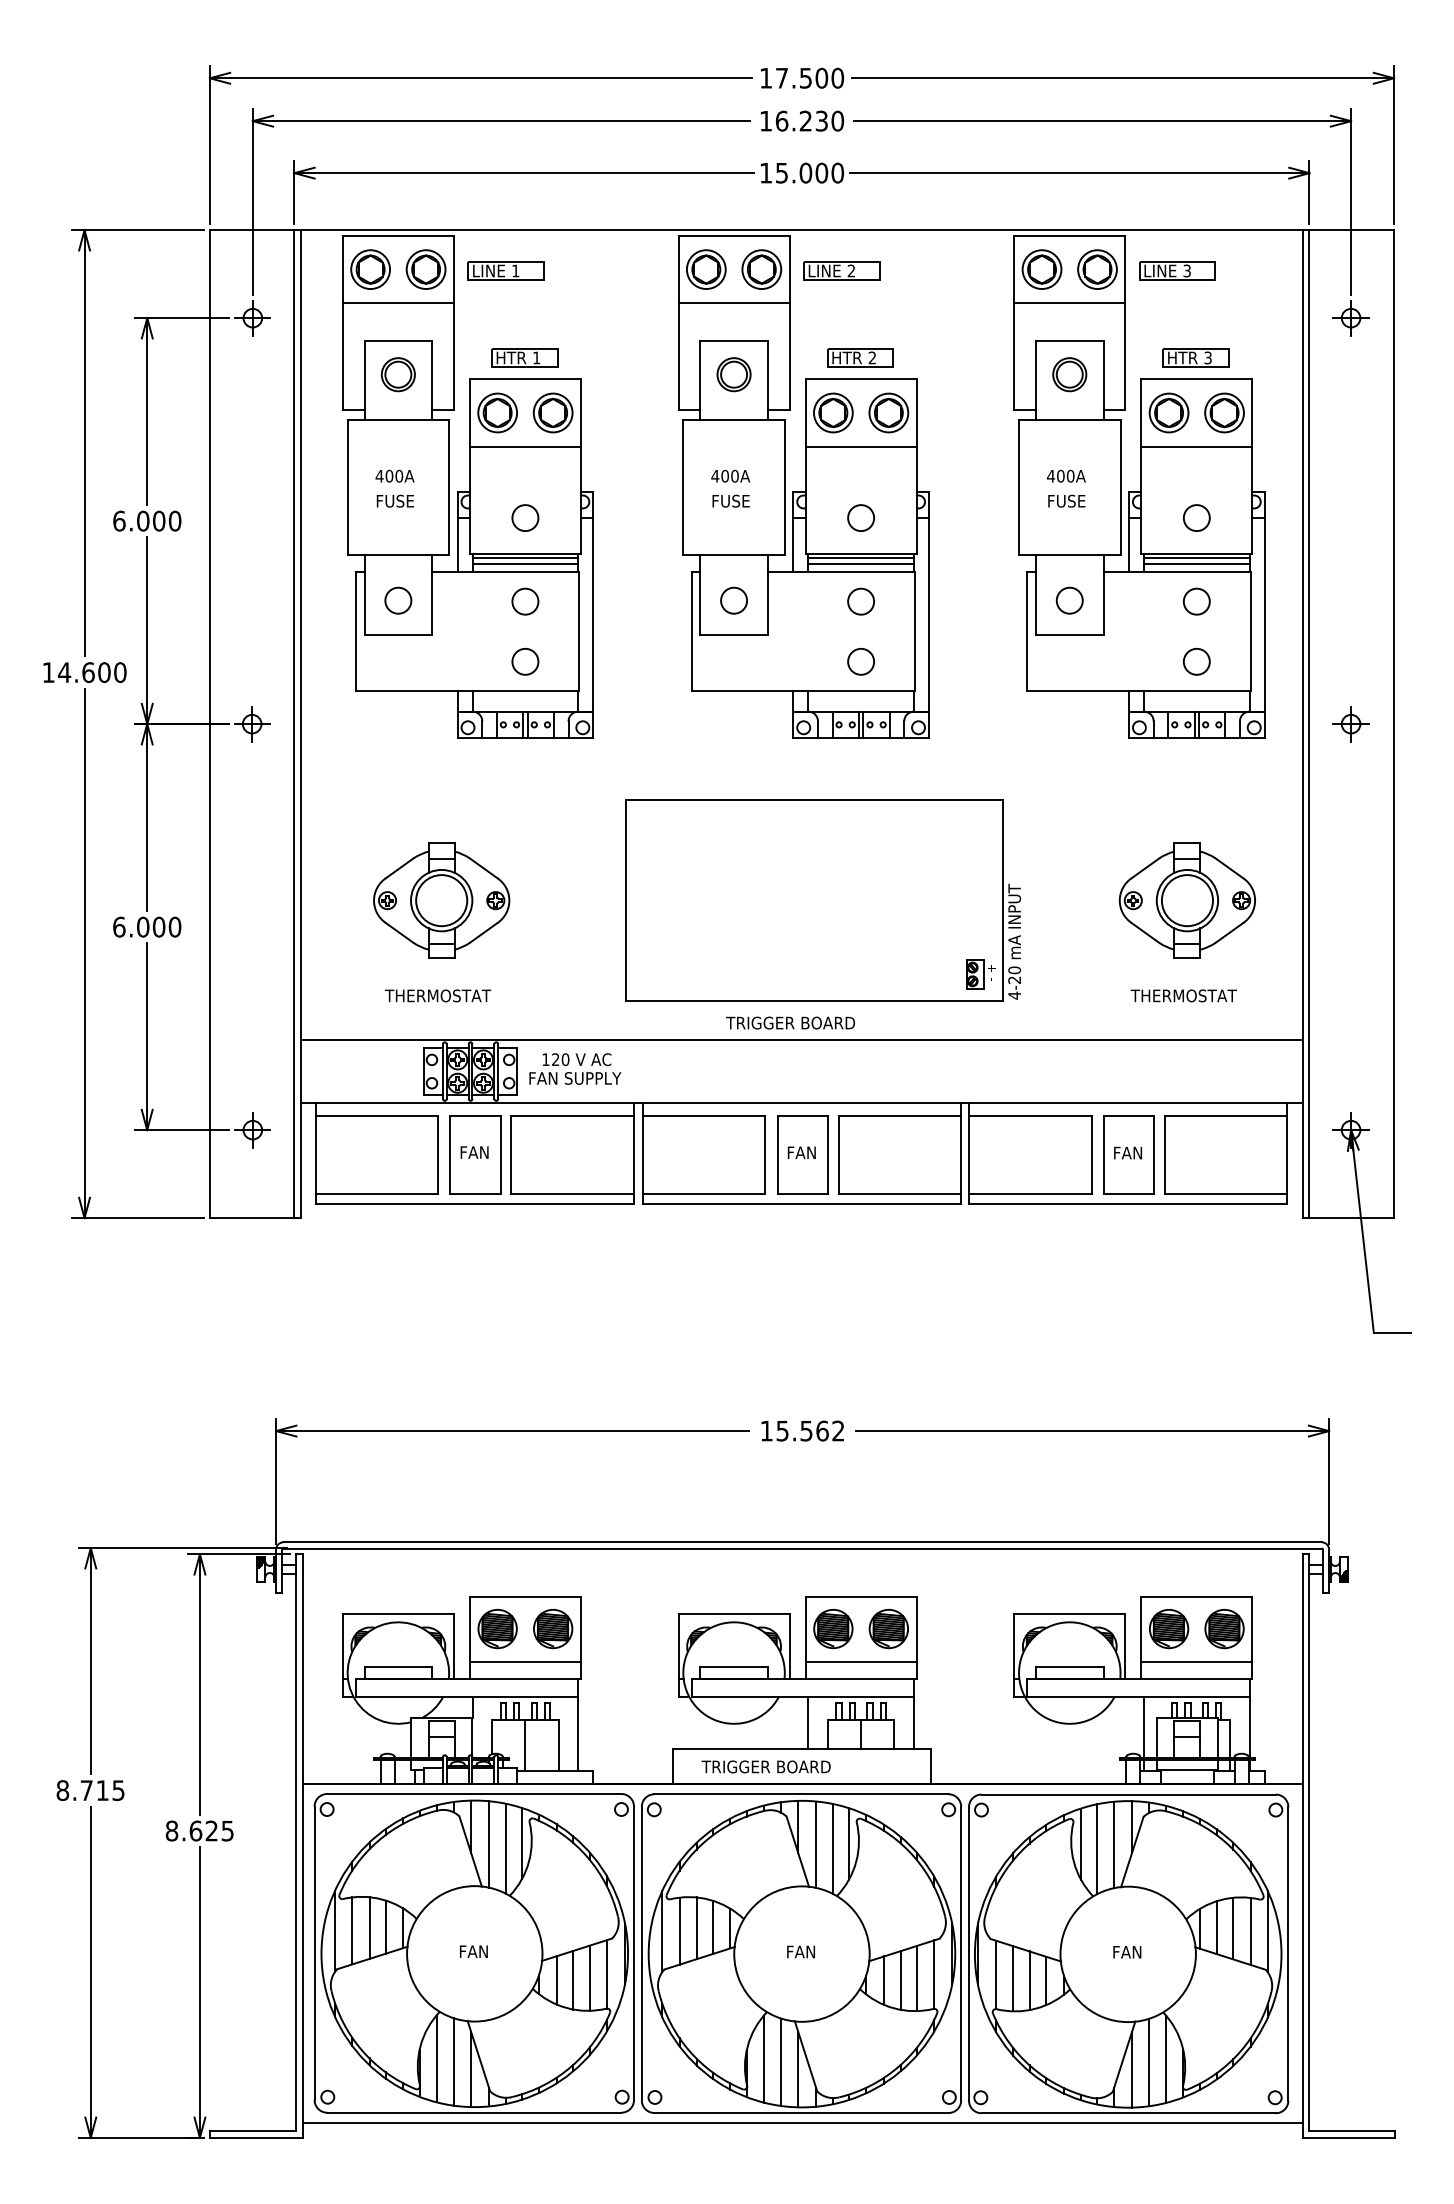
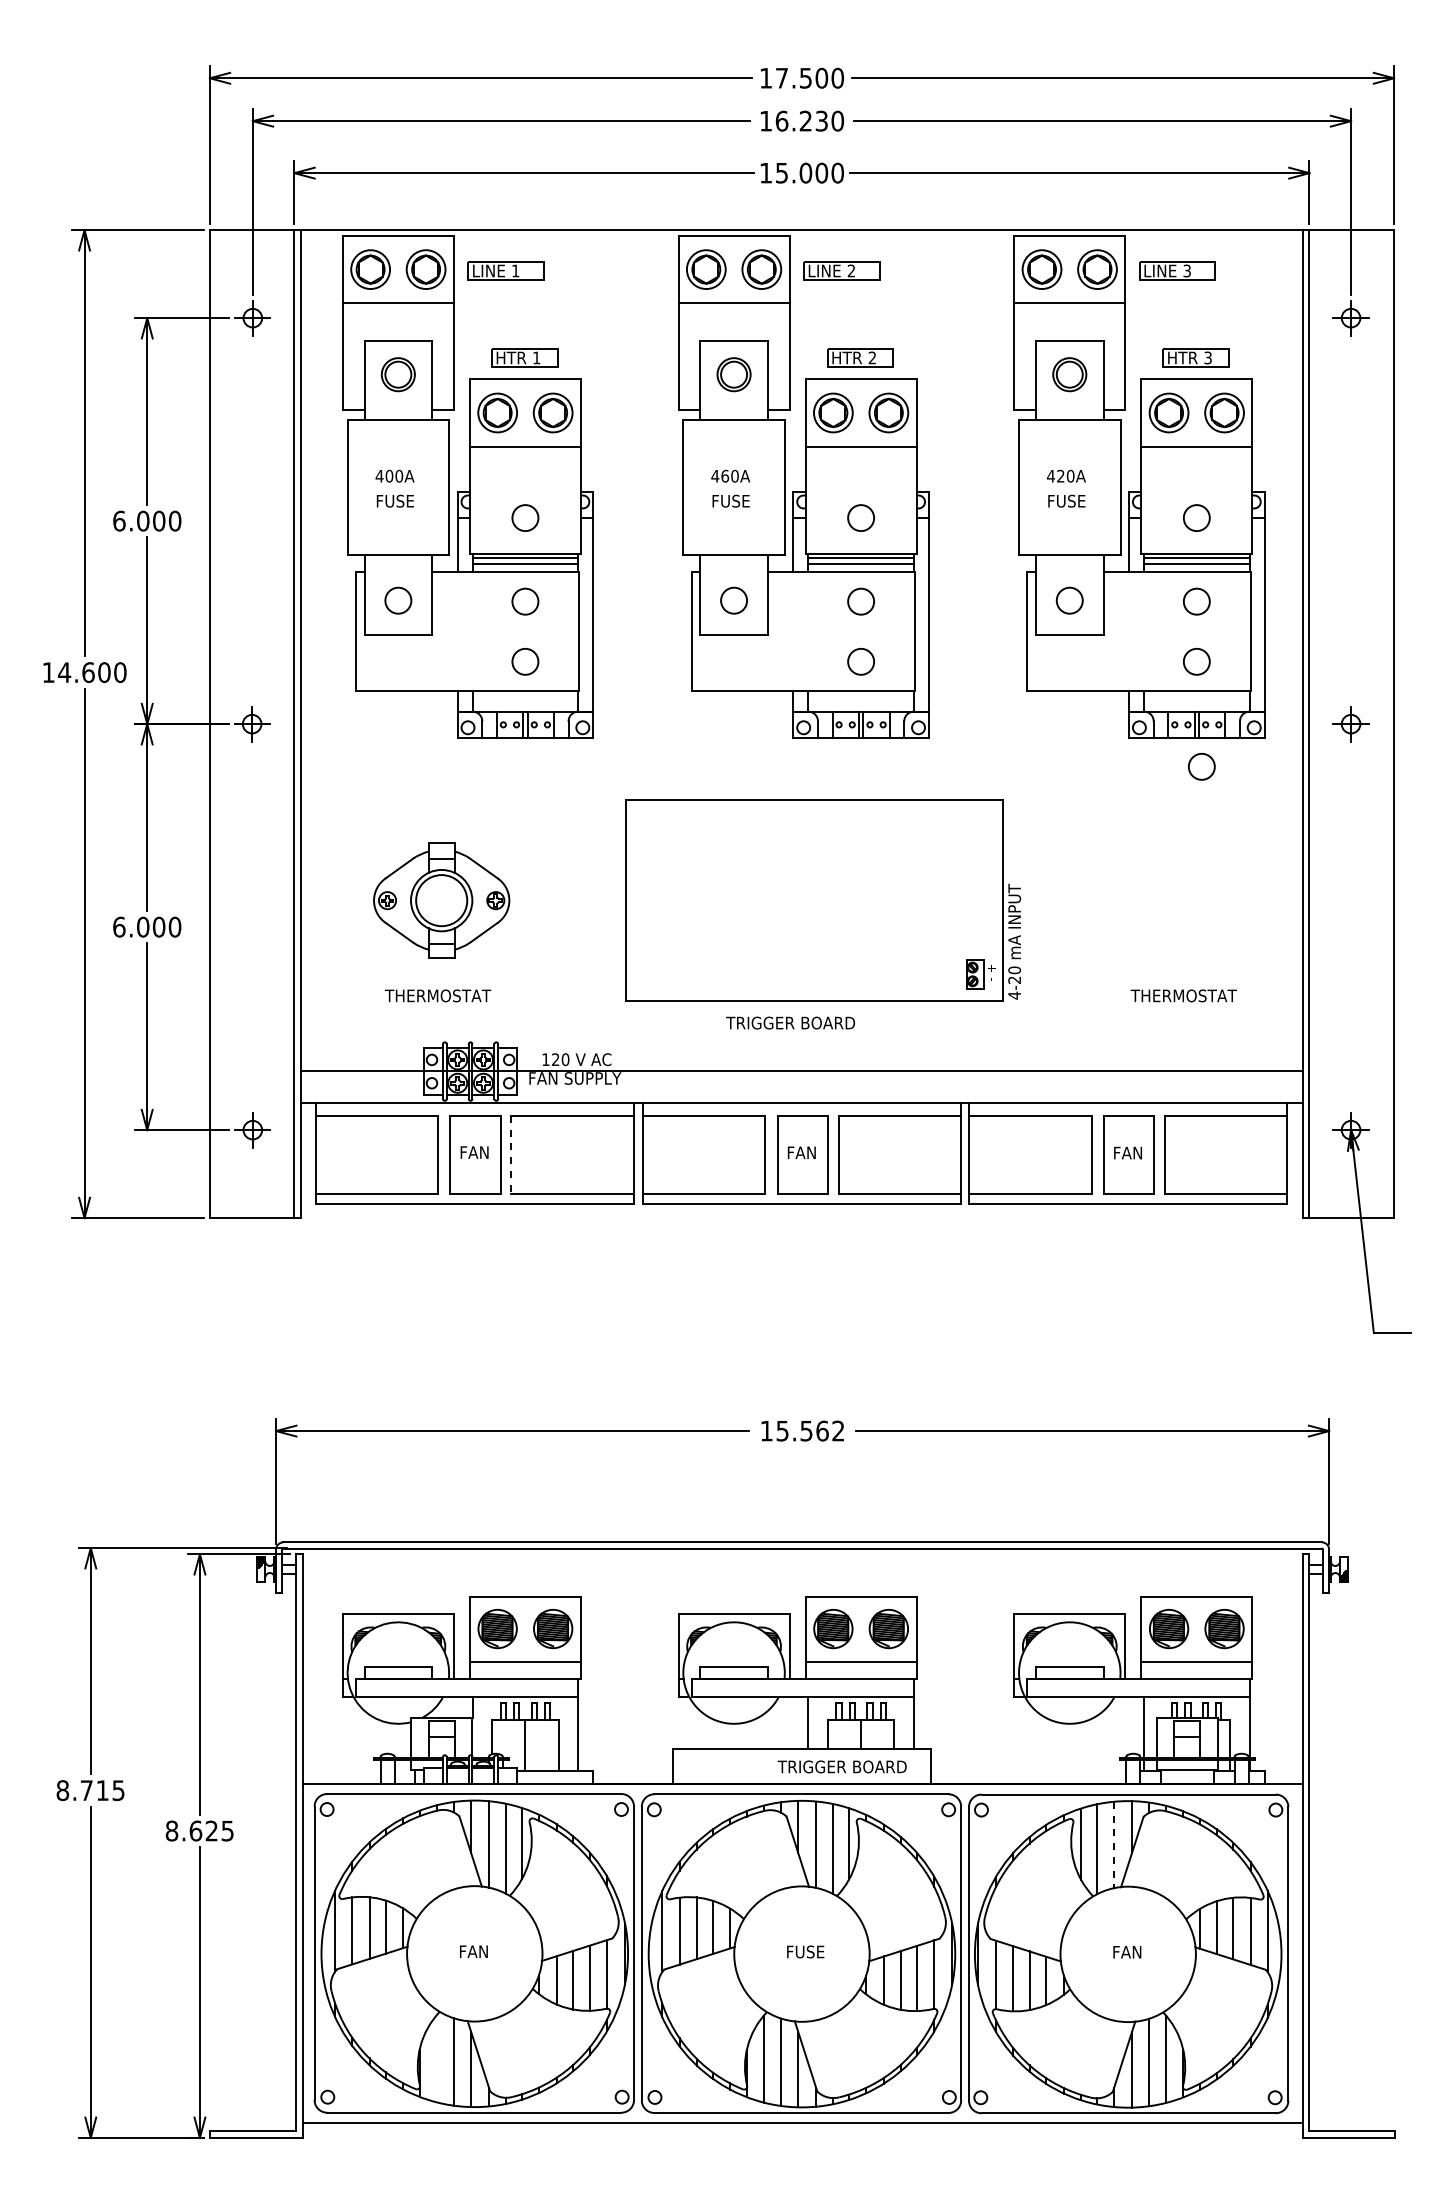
text: 400A -> 460A (725, 475)
text: 400A -> 420A (1060, 475)
circle: none -> present (1201, 766)
part: present -> none (1186, 900)
line position: (801, 1040) -> (801, 1071) (801, 1071)
line: solid -> dashed (511, 1154)
text position: (765, 1766) -> (841, 1766) (841, 1766)
line: solid -> dashed (1114, 1845)
text: FAN -> FUSE (809, 1951)
line: present -> none (436, 2058)
